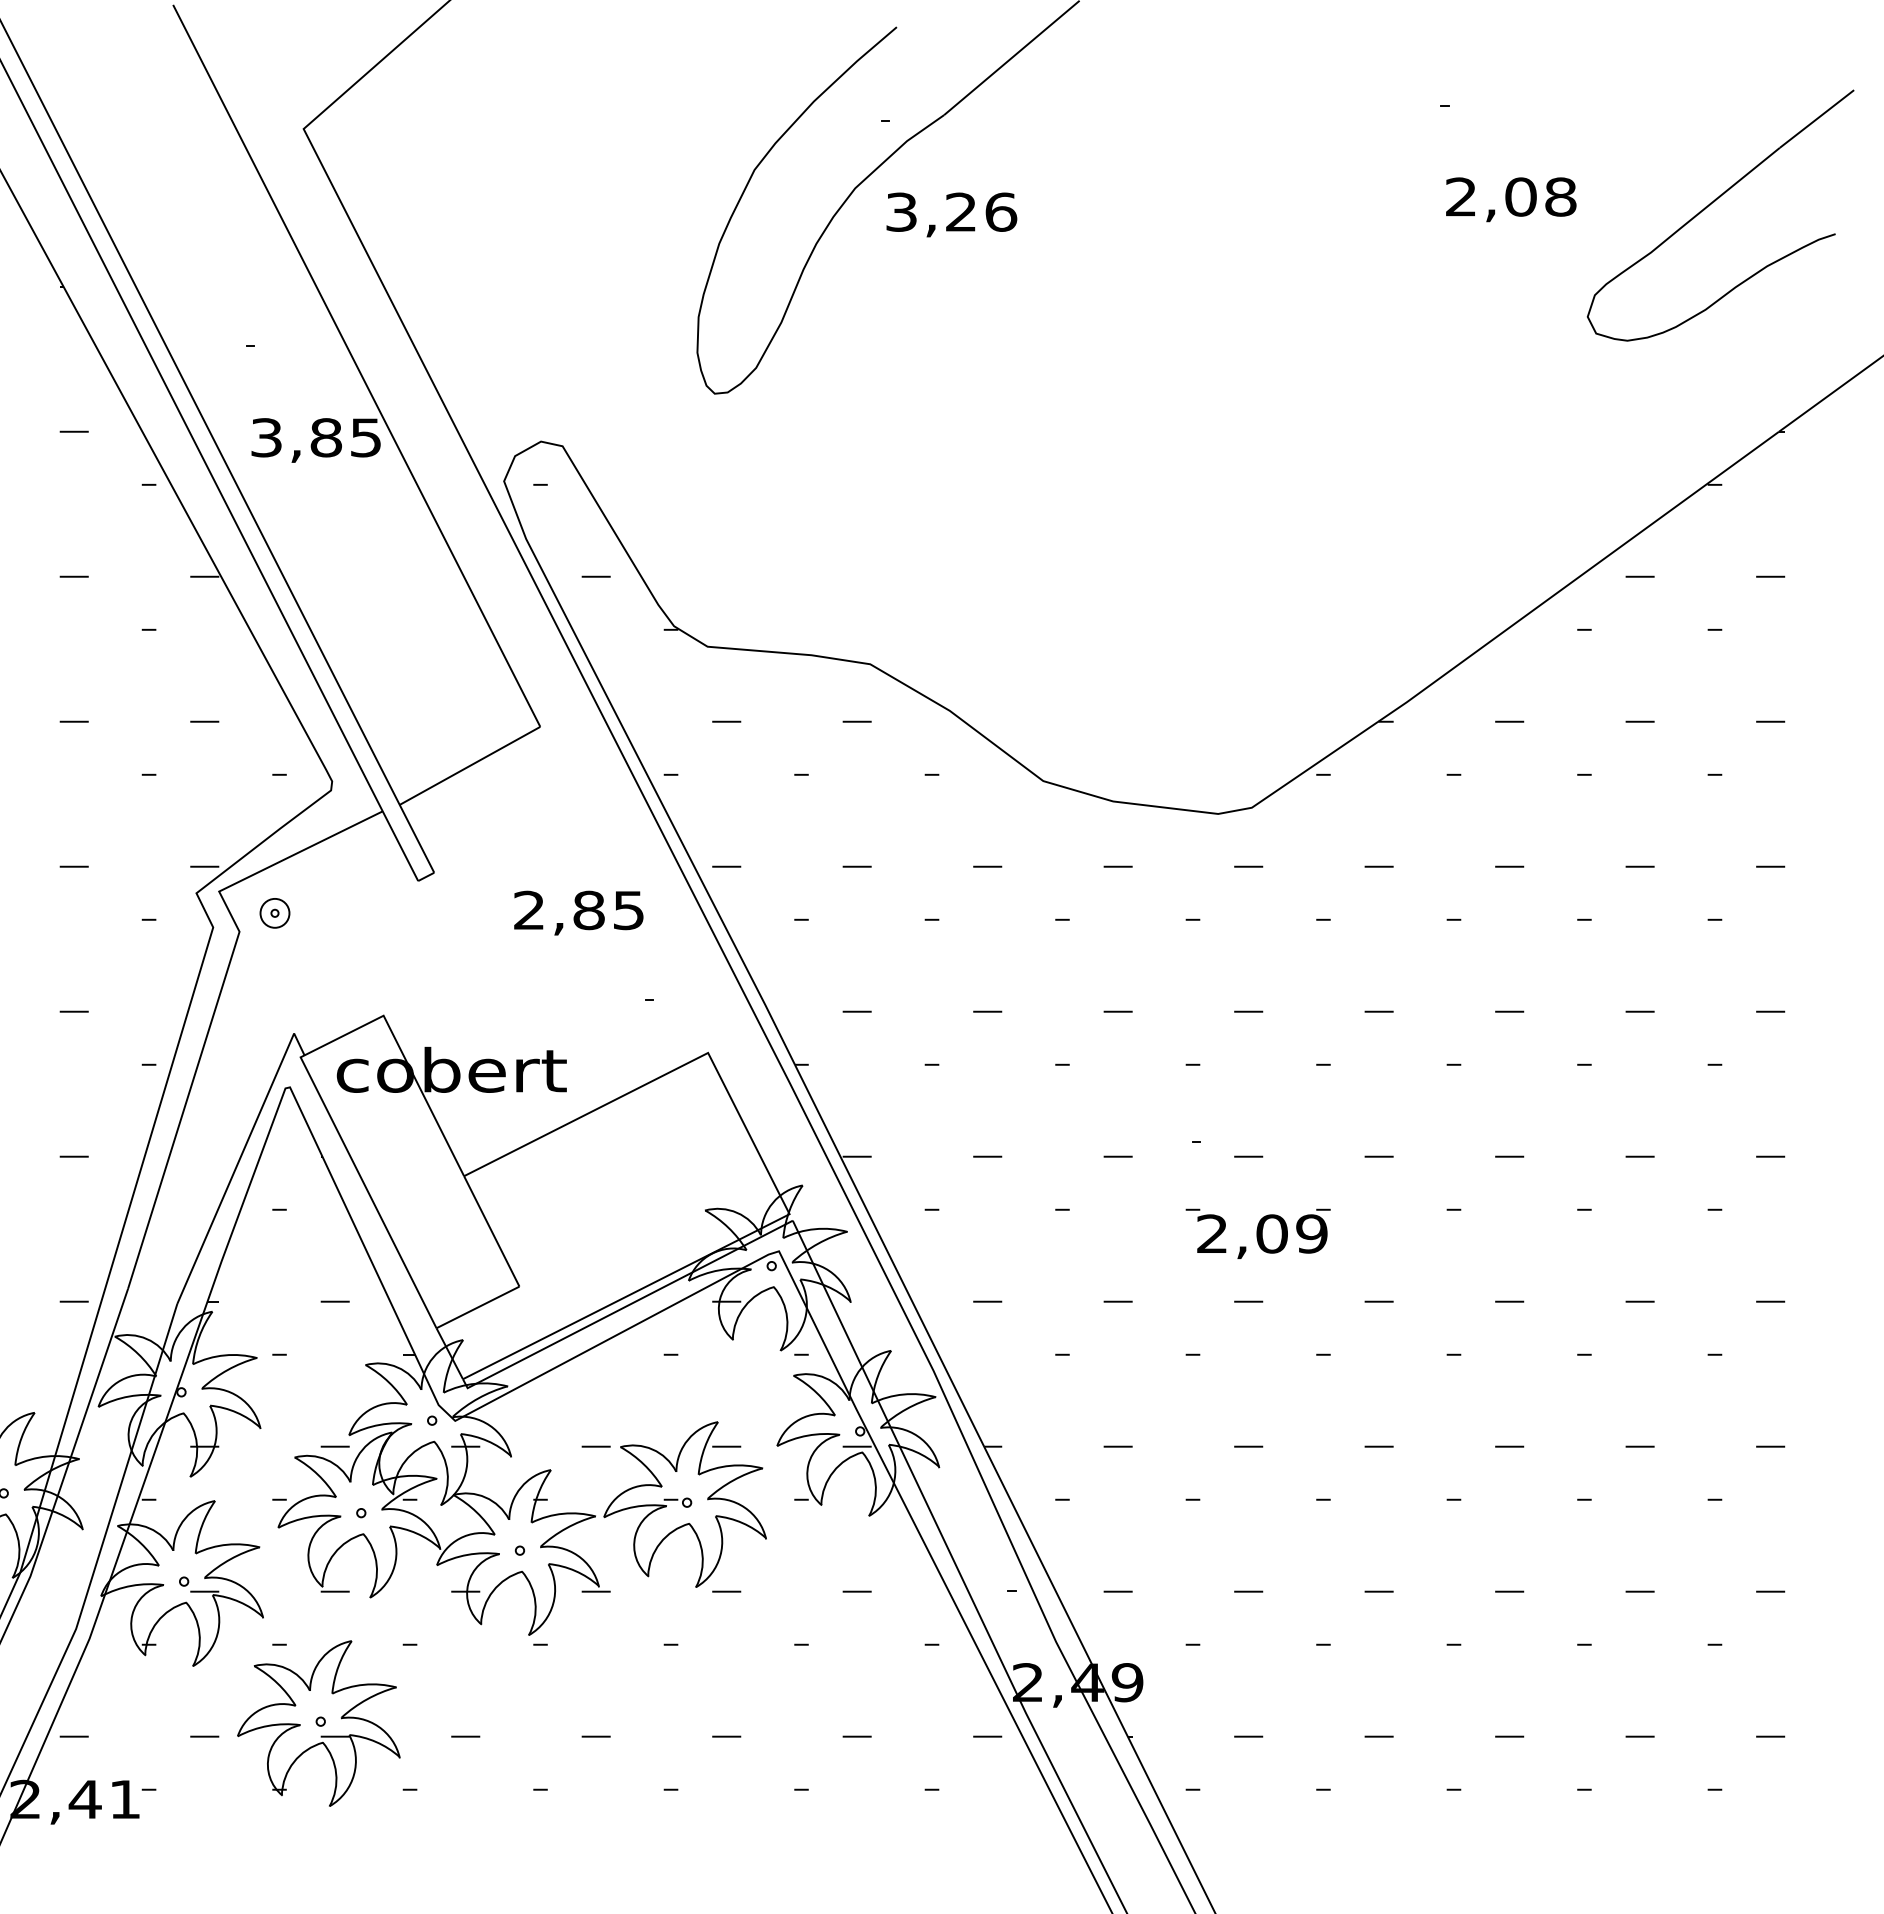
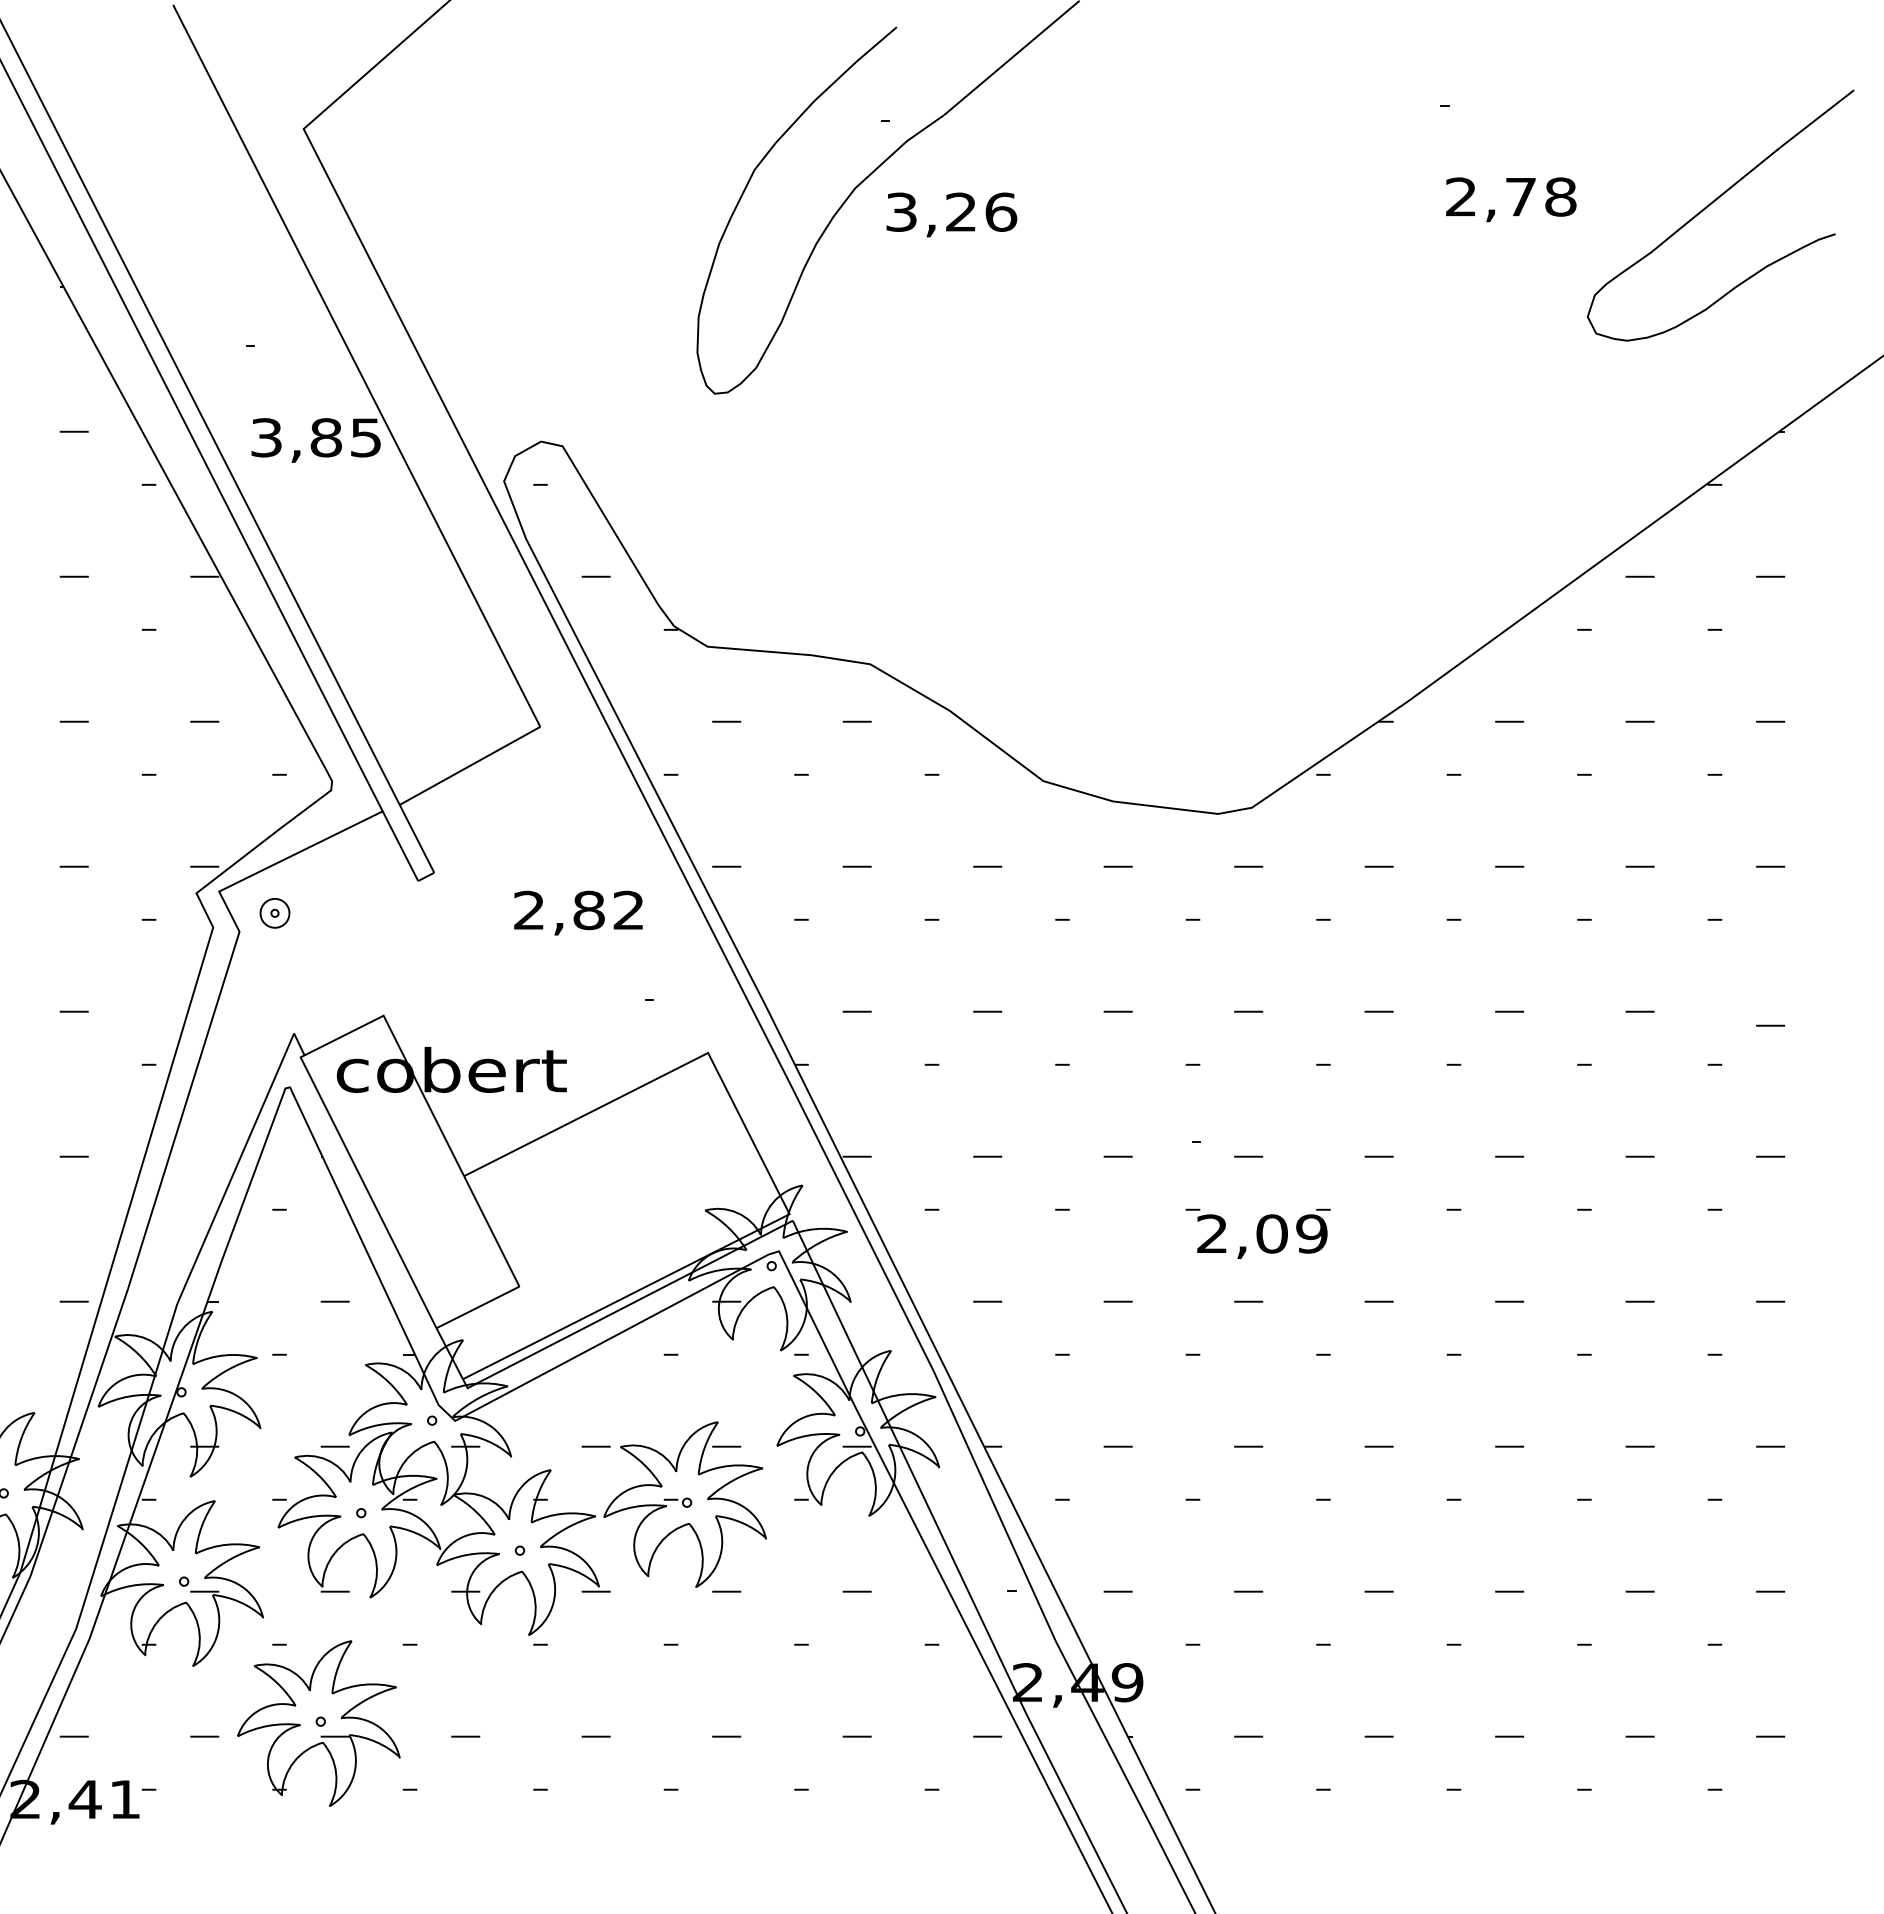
text: 2,08 -> 2,78 (1520, 196)
text: 2,85 -> 2,82 (628, 910)
line position: (1770, 1011) -> (1770, 1025) (1770, 1025)
